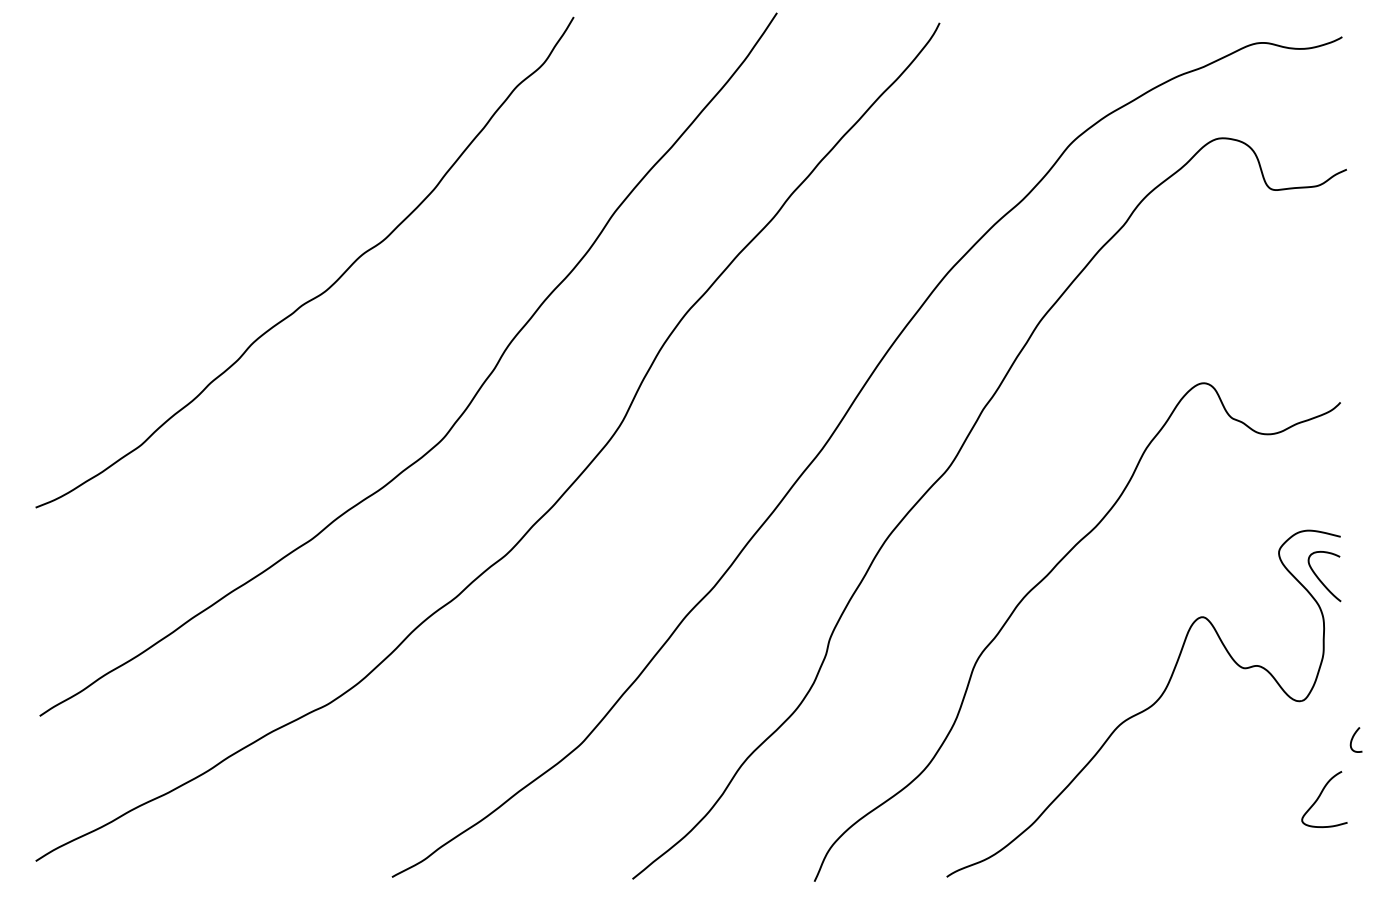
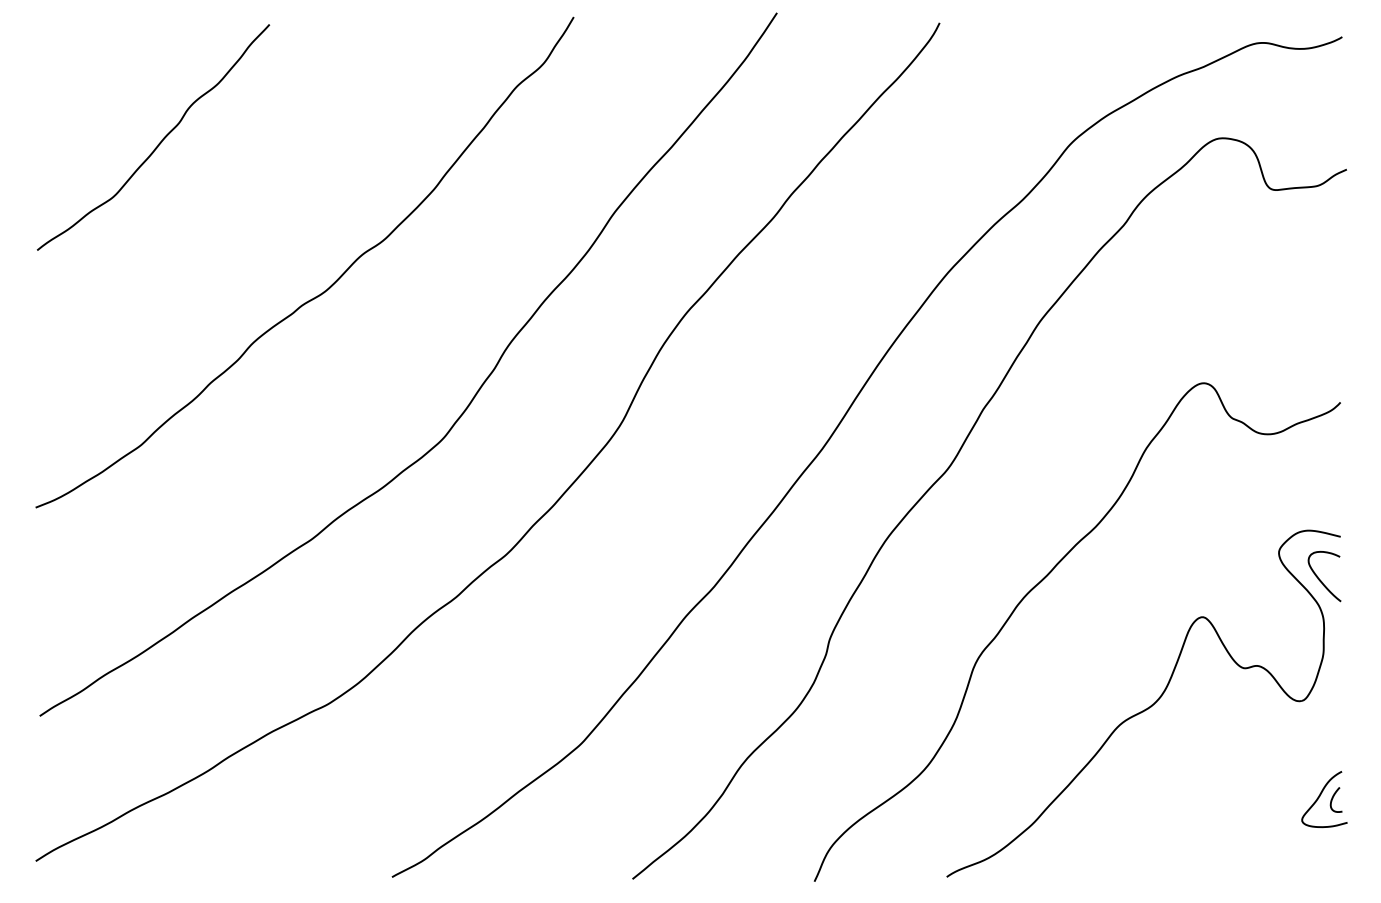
curve: none -> present (159, 142)
curve position: (1353, 738) -> (1333, 798) (1333, 798)
